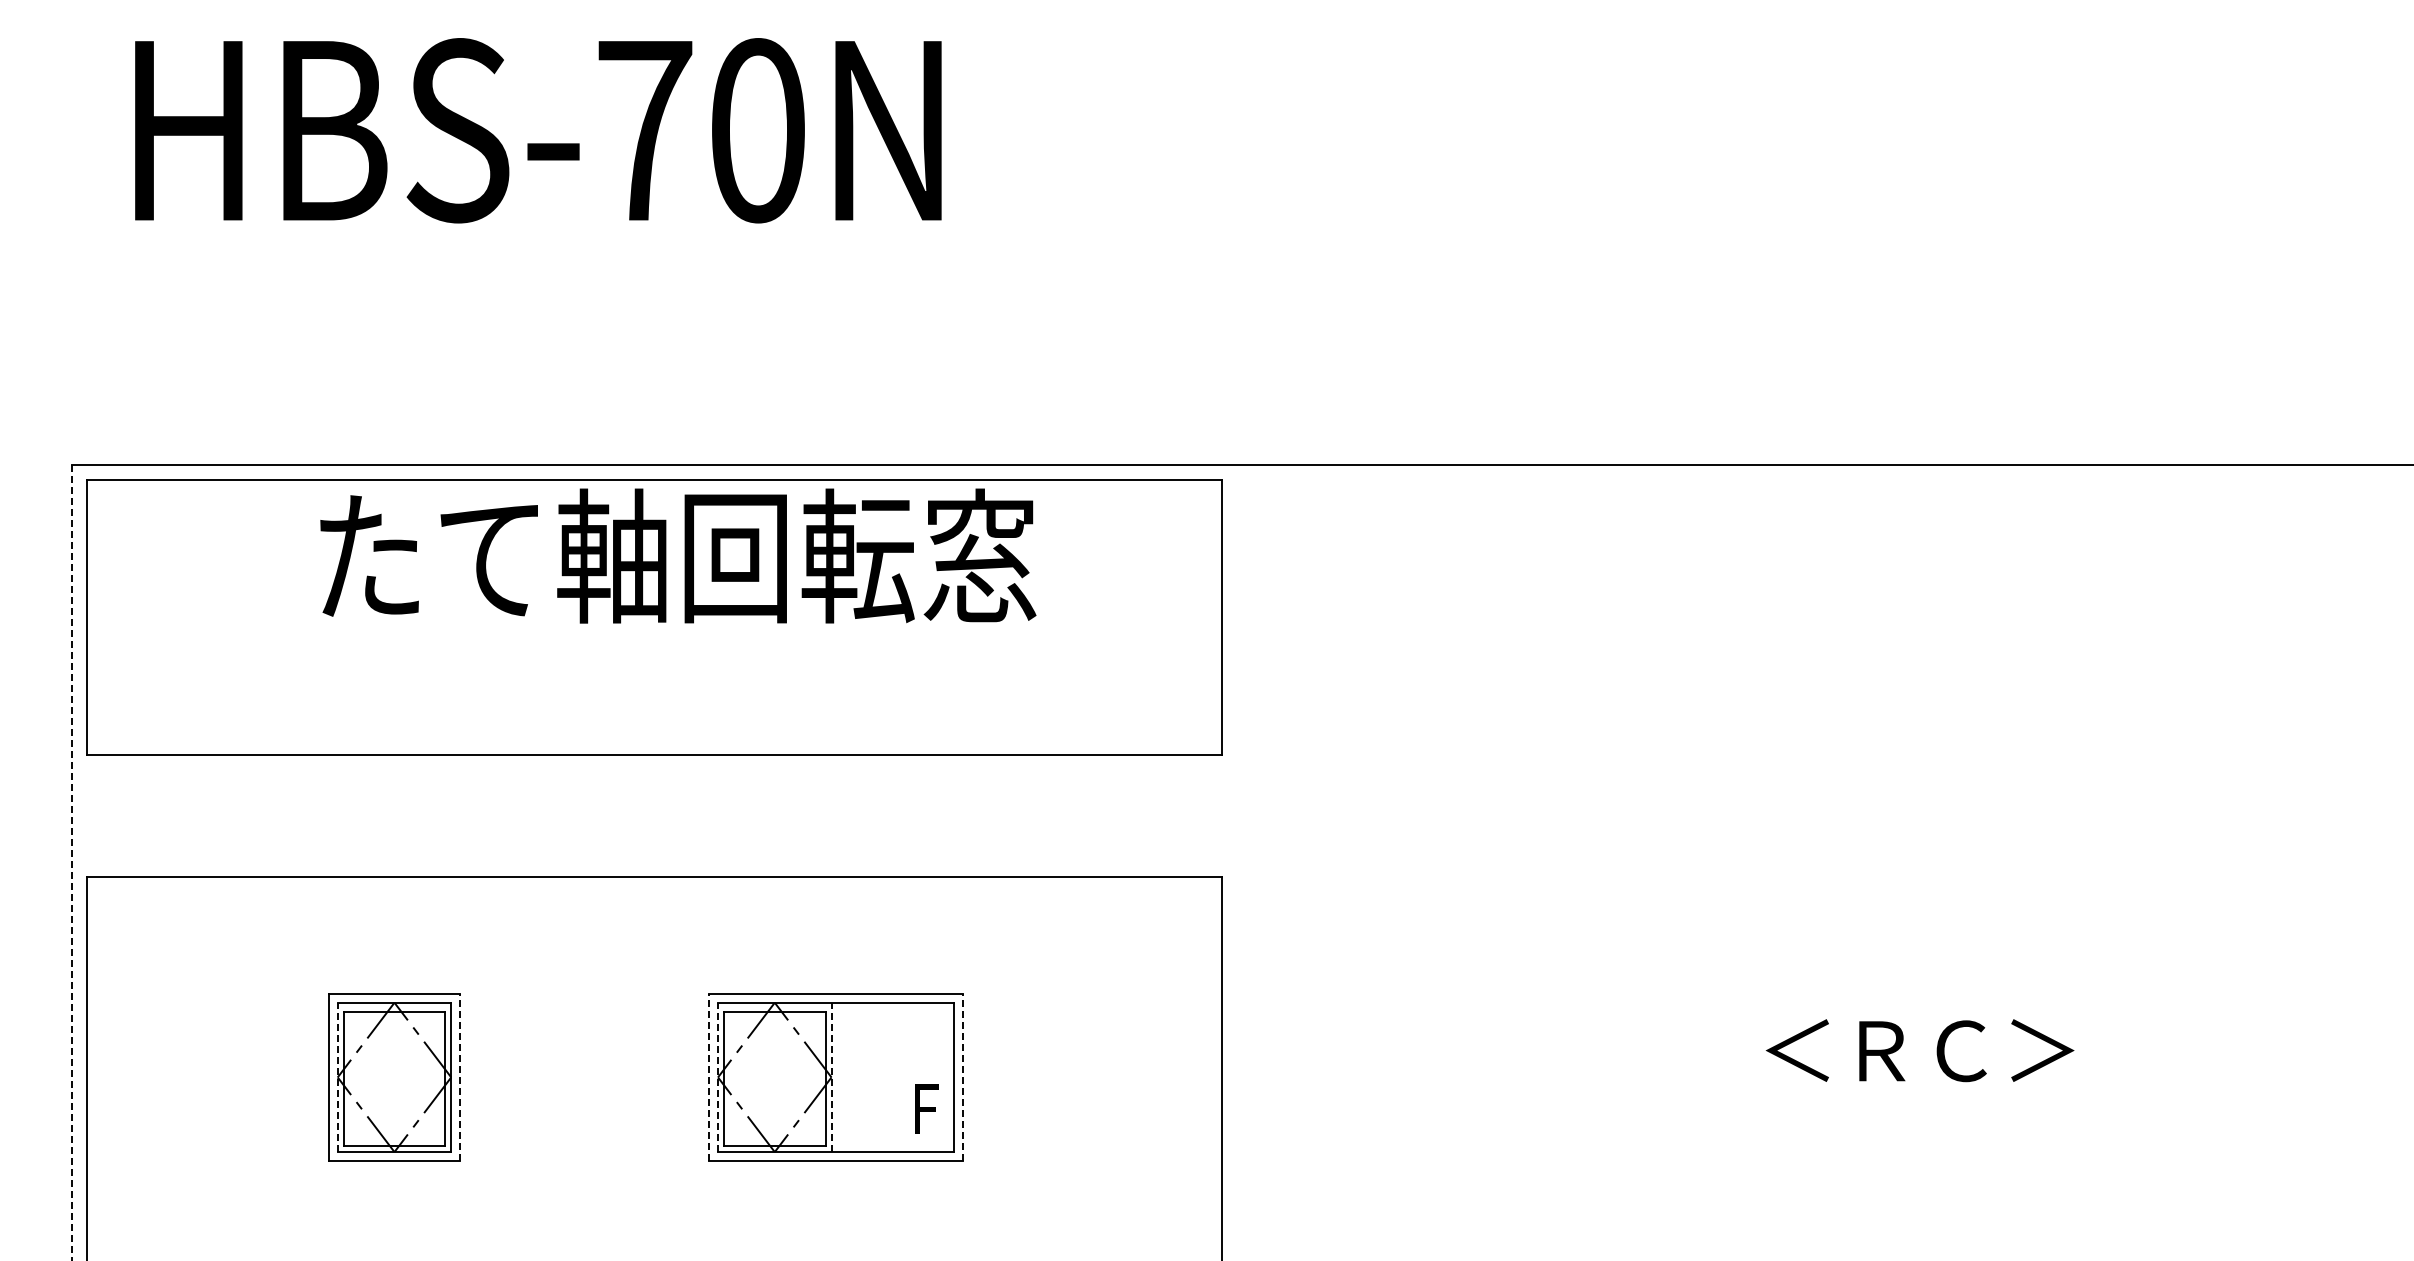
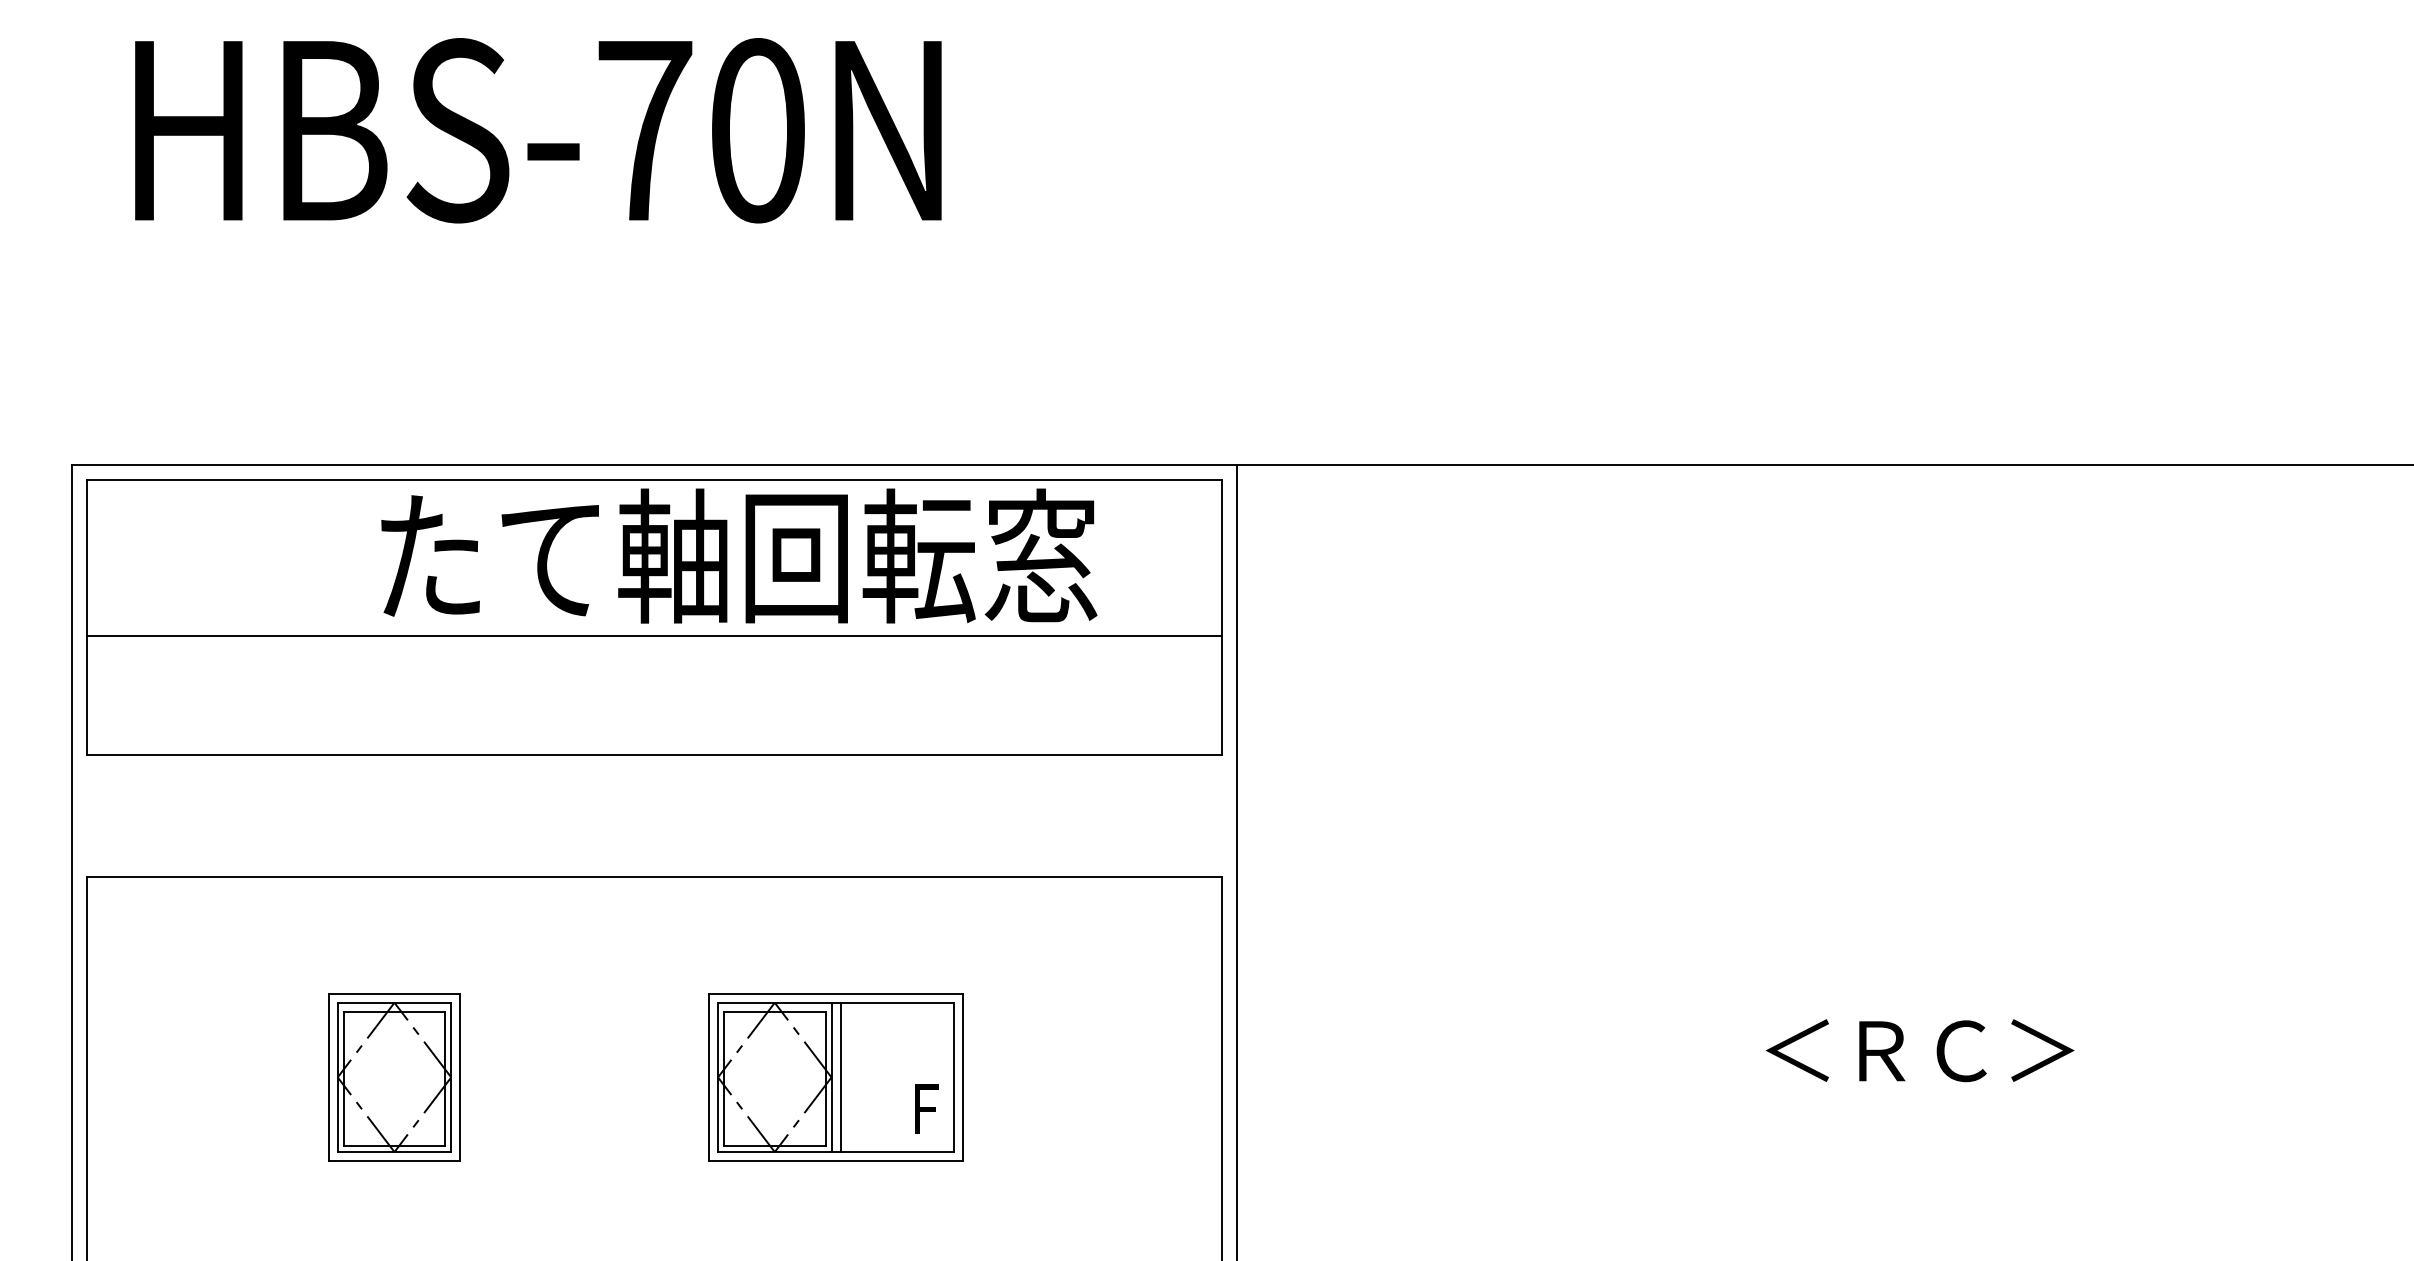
text position: (678, 555) -> (739, 555) (739, 555)
line: none -> present (654, 635)
line: none -> present (1237, 861)
line: dashed -> solid (72, 863)
line: dashed -> solid (337, 1077)
line: dashed -> solid (460, 1077)
line: dashed -> solid (709, 1077)
line: dashed -> solid (718, 1077)
line: dashed -> solid (831, 1077)
line: none -> present (840, 1077)
line: dashed -> solid (962, 1077)
